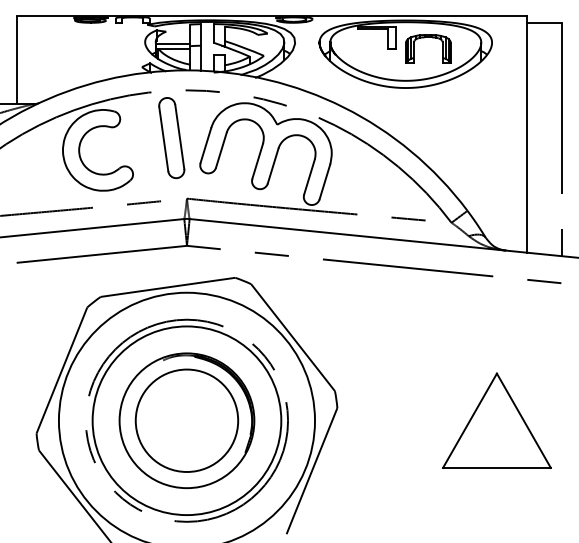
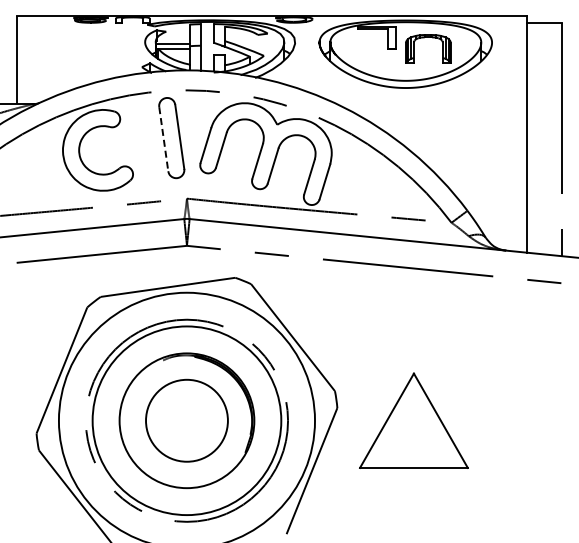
line: solid -> dashed (163, 139)
circle diameter: 102 px -> 82 px (186, 420)
part position: (496, 420) -> (413, 420) (413, 420)
